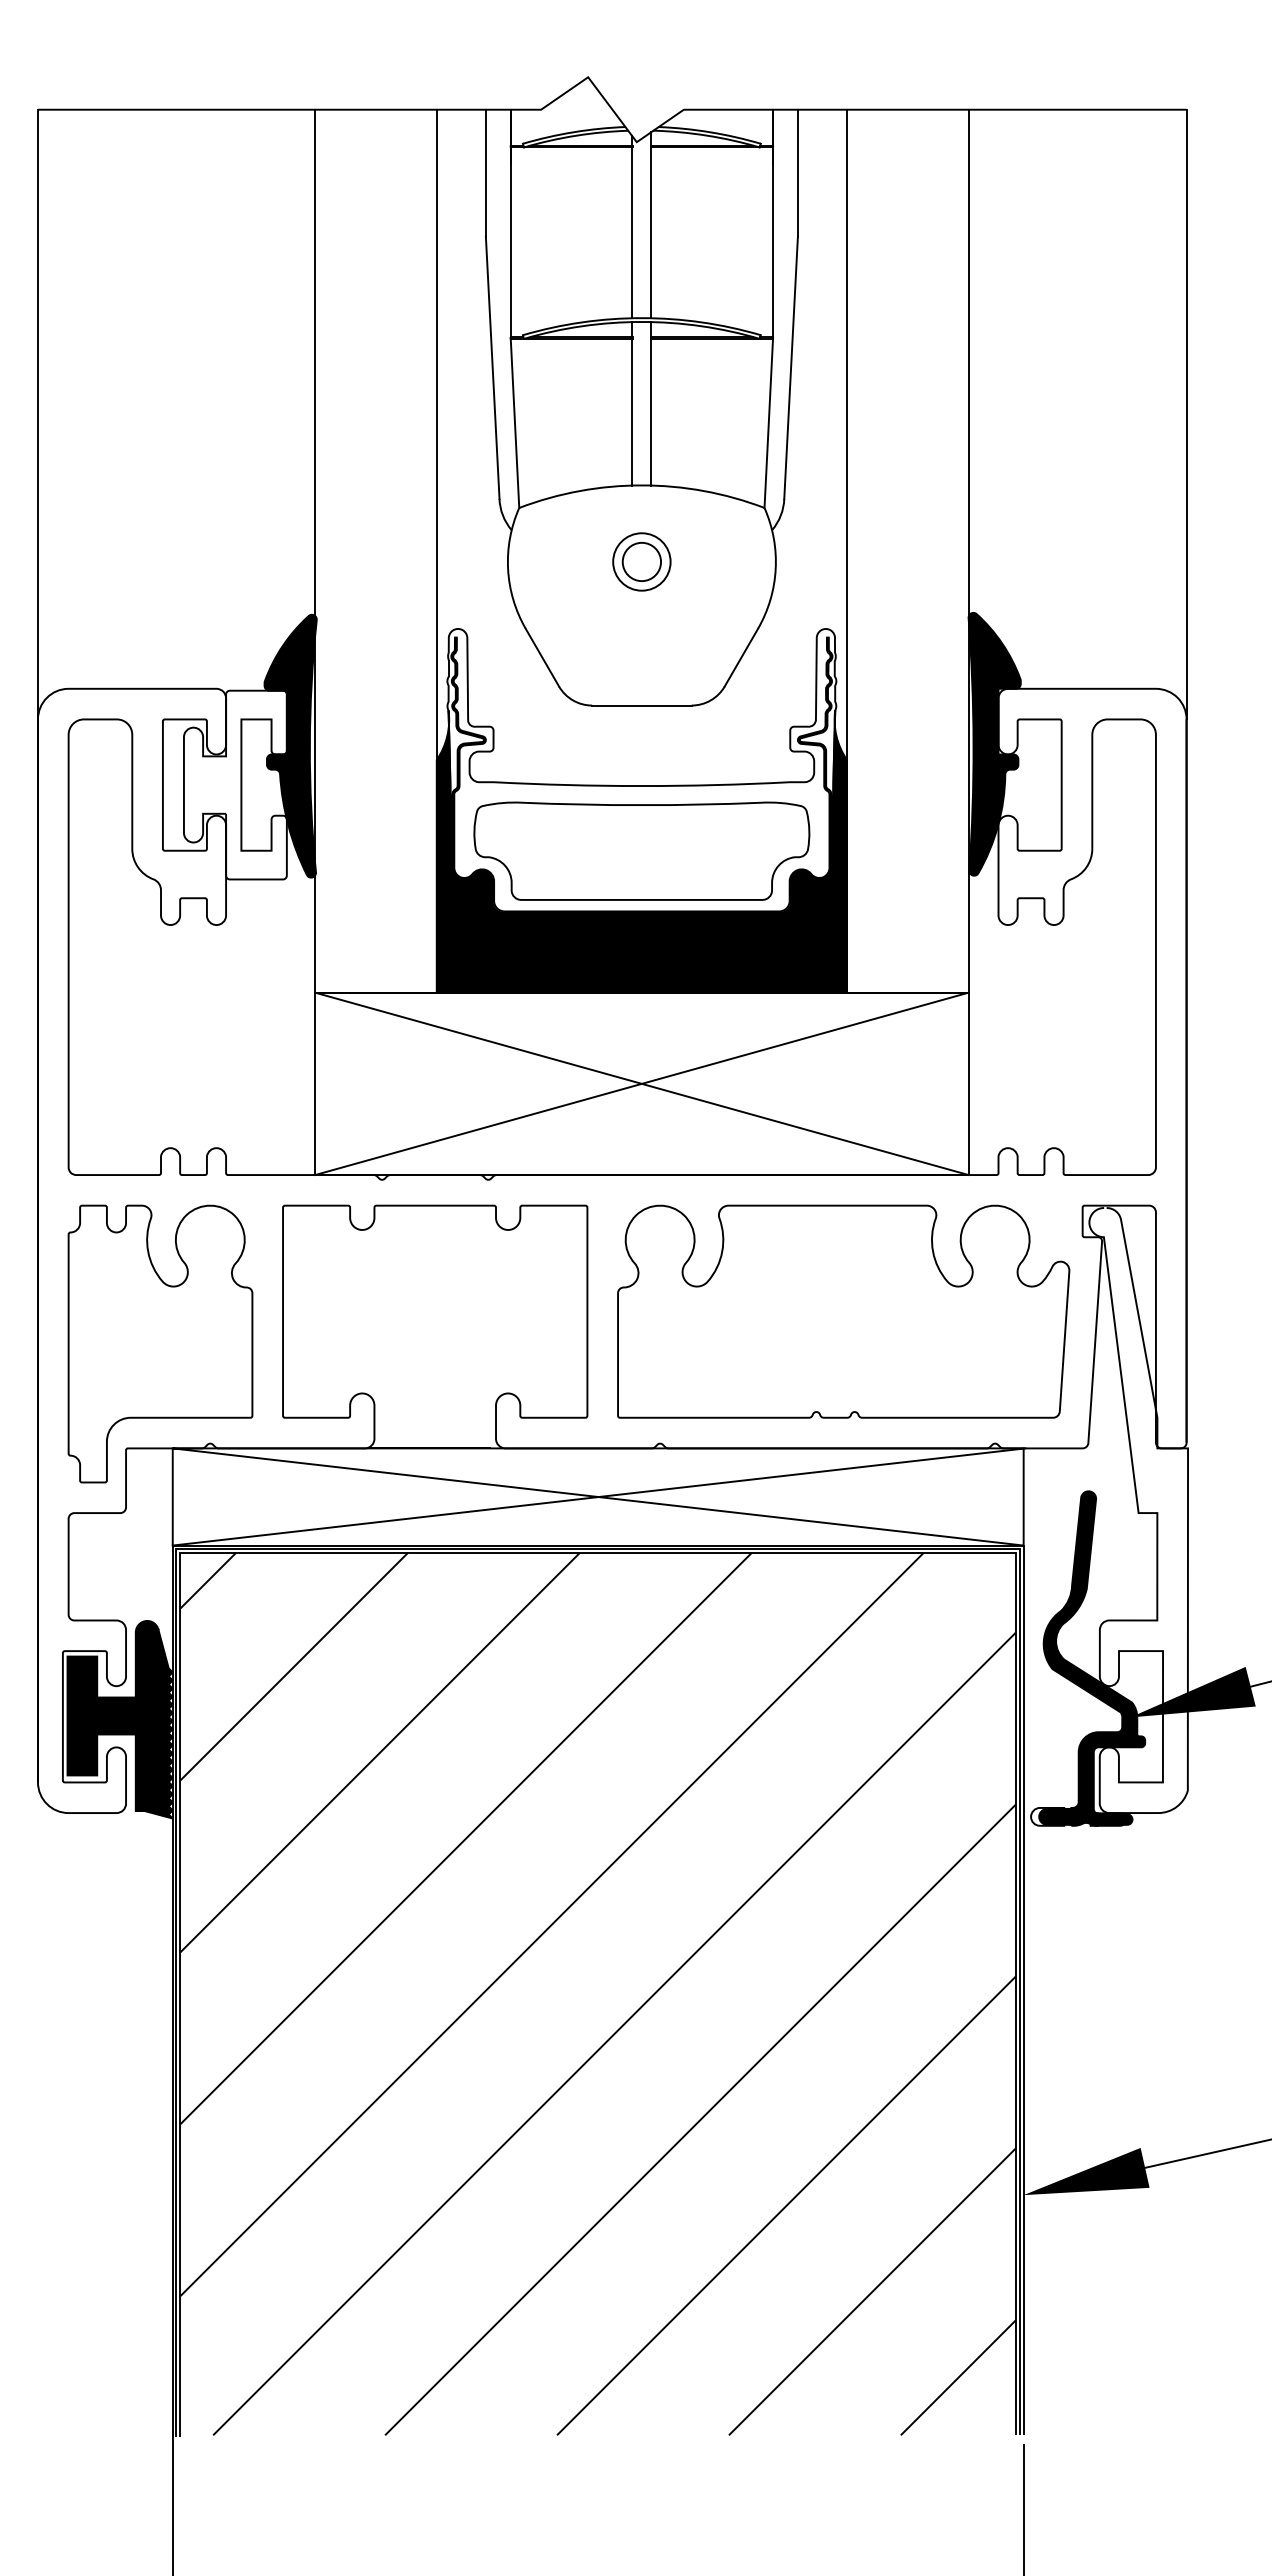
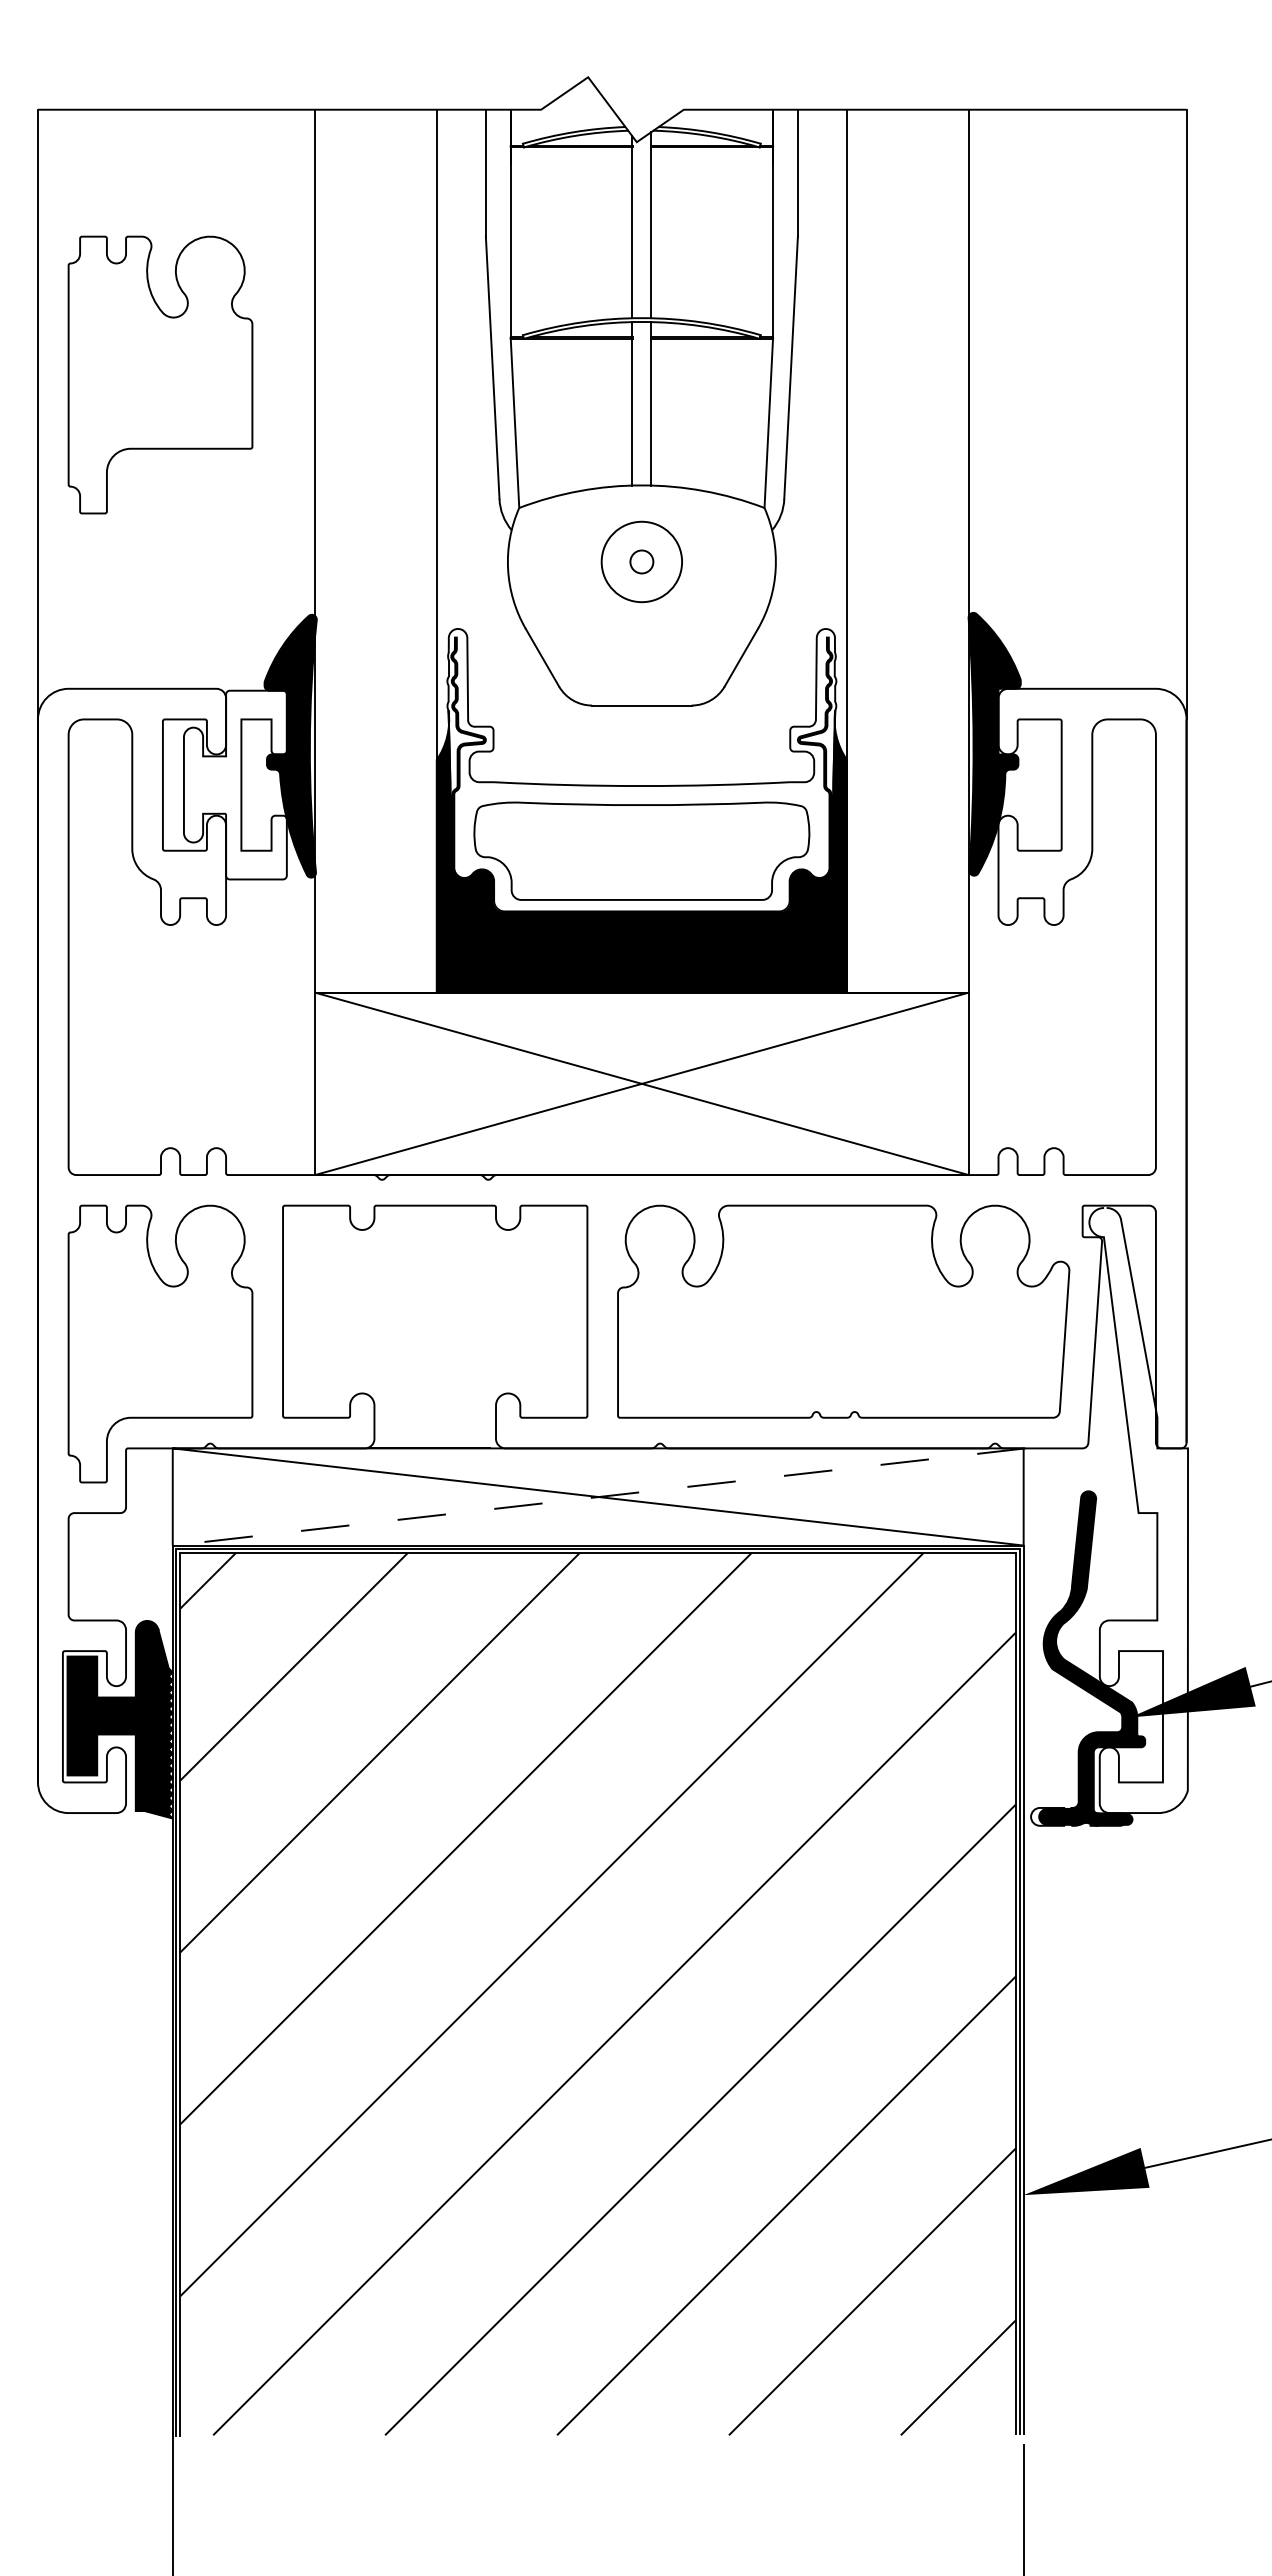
part: none -> present (160, 374)
circle diameter: 38 px -> 23 px (641, 561)
circle diameter: 57 px -> 80 px (641, 561)
line: solid -> dashed (598, 1497)
